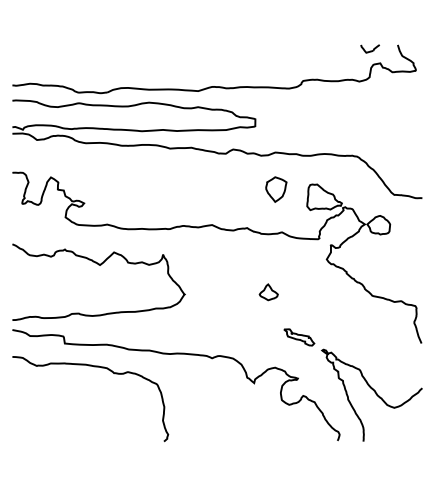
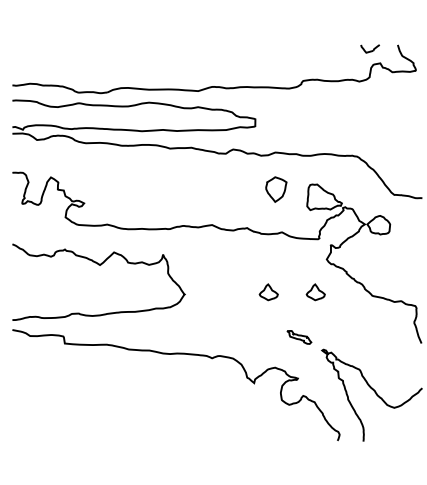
part: none -> present (315, 292)
part size: 33x19 px -> 27x15 px (299, 337)
curve: present -> none (94, 367)
